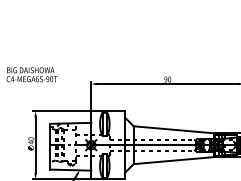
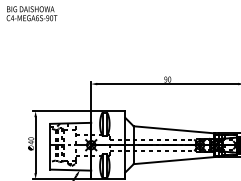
text position: (31, 74) -> (31, 13) (31, 13)
